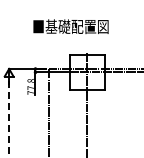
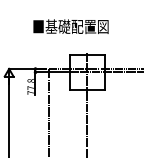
line: dashed -> solid (9, 117)
